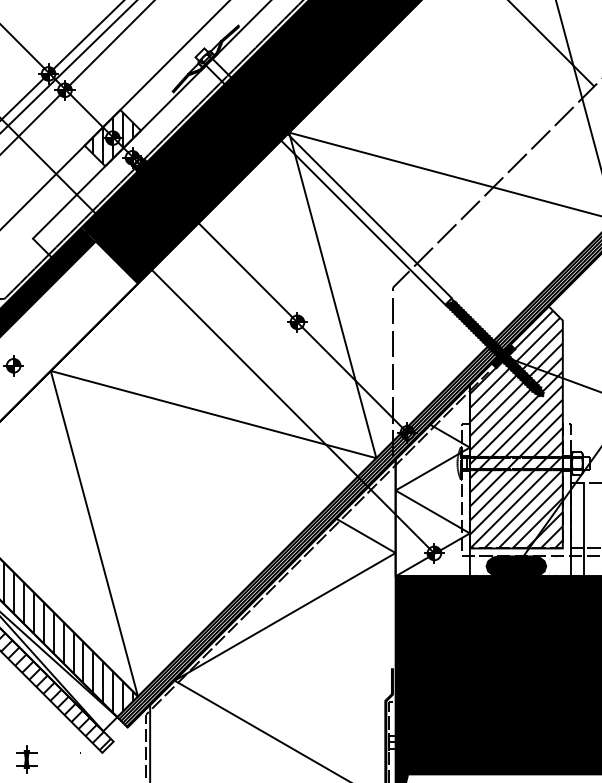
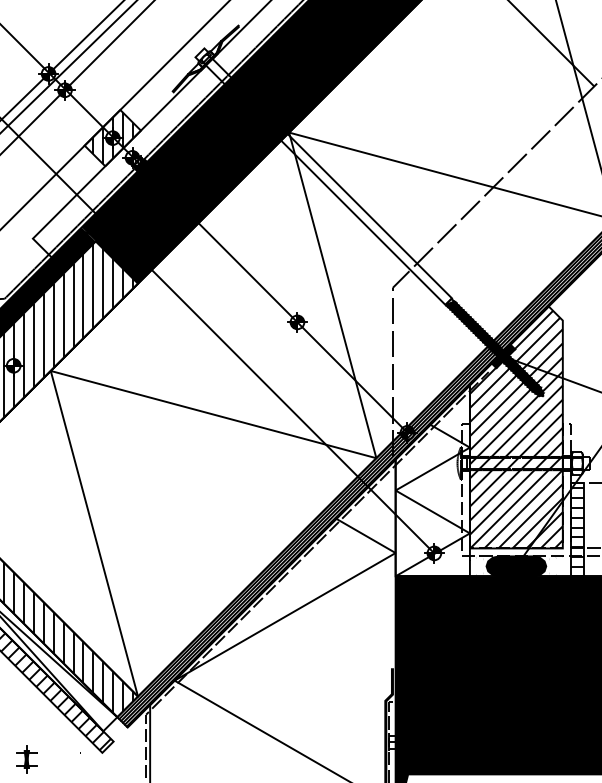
hatch: none -> present (68, 330)
hatch: none -> present (577, 527)
